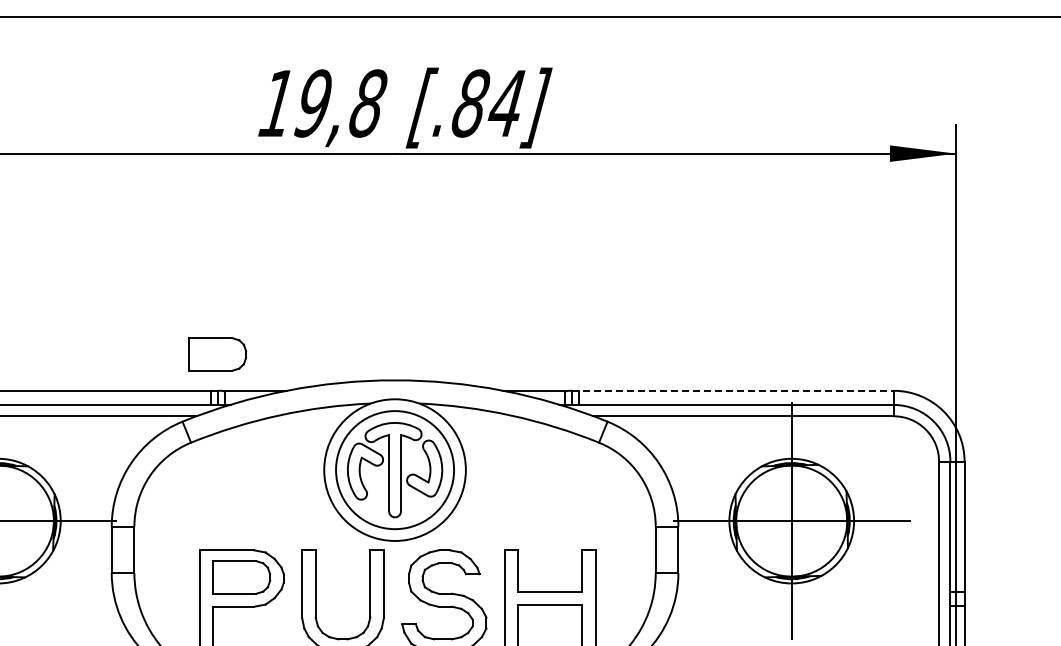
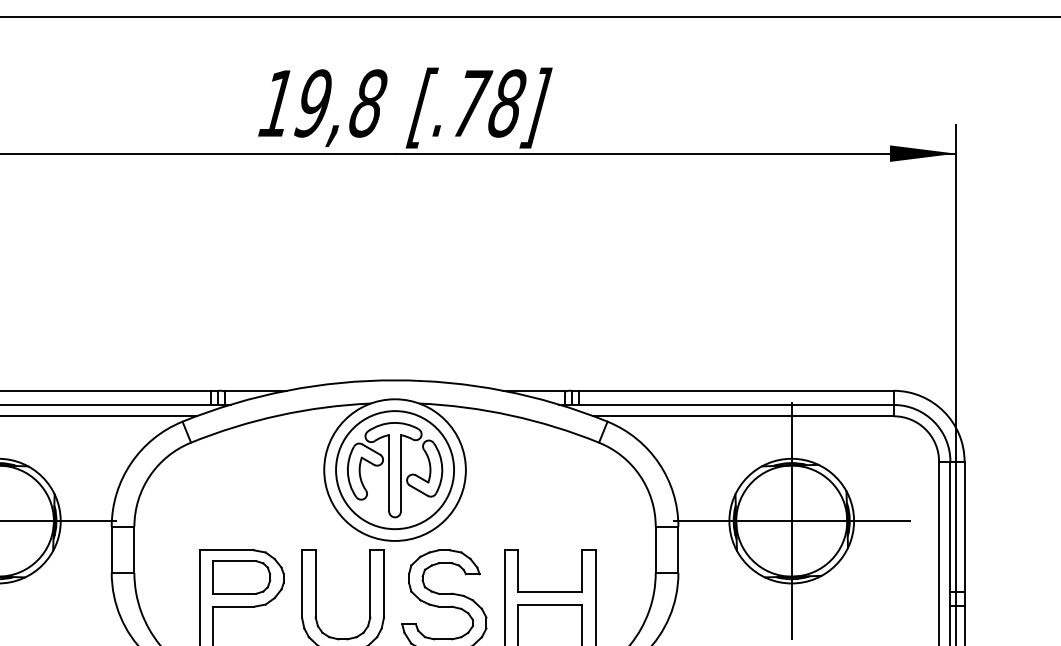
text: [.84] -> [.78] (488, 103)
part: present -> none (217, 354)
line: dashed -> solid (732, 390)
